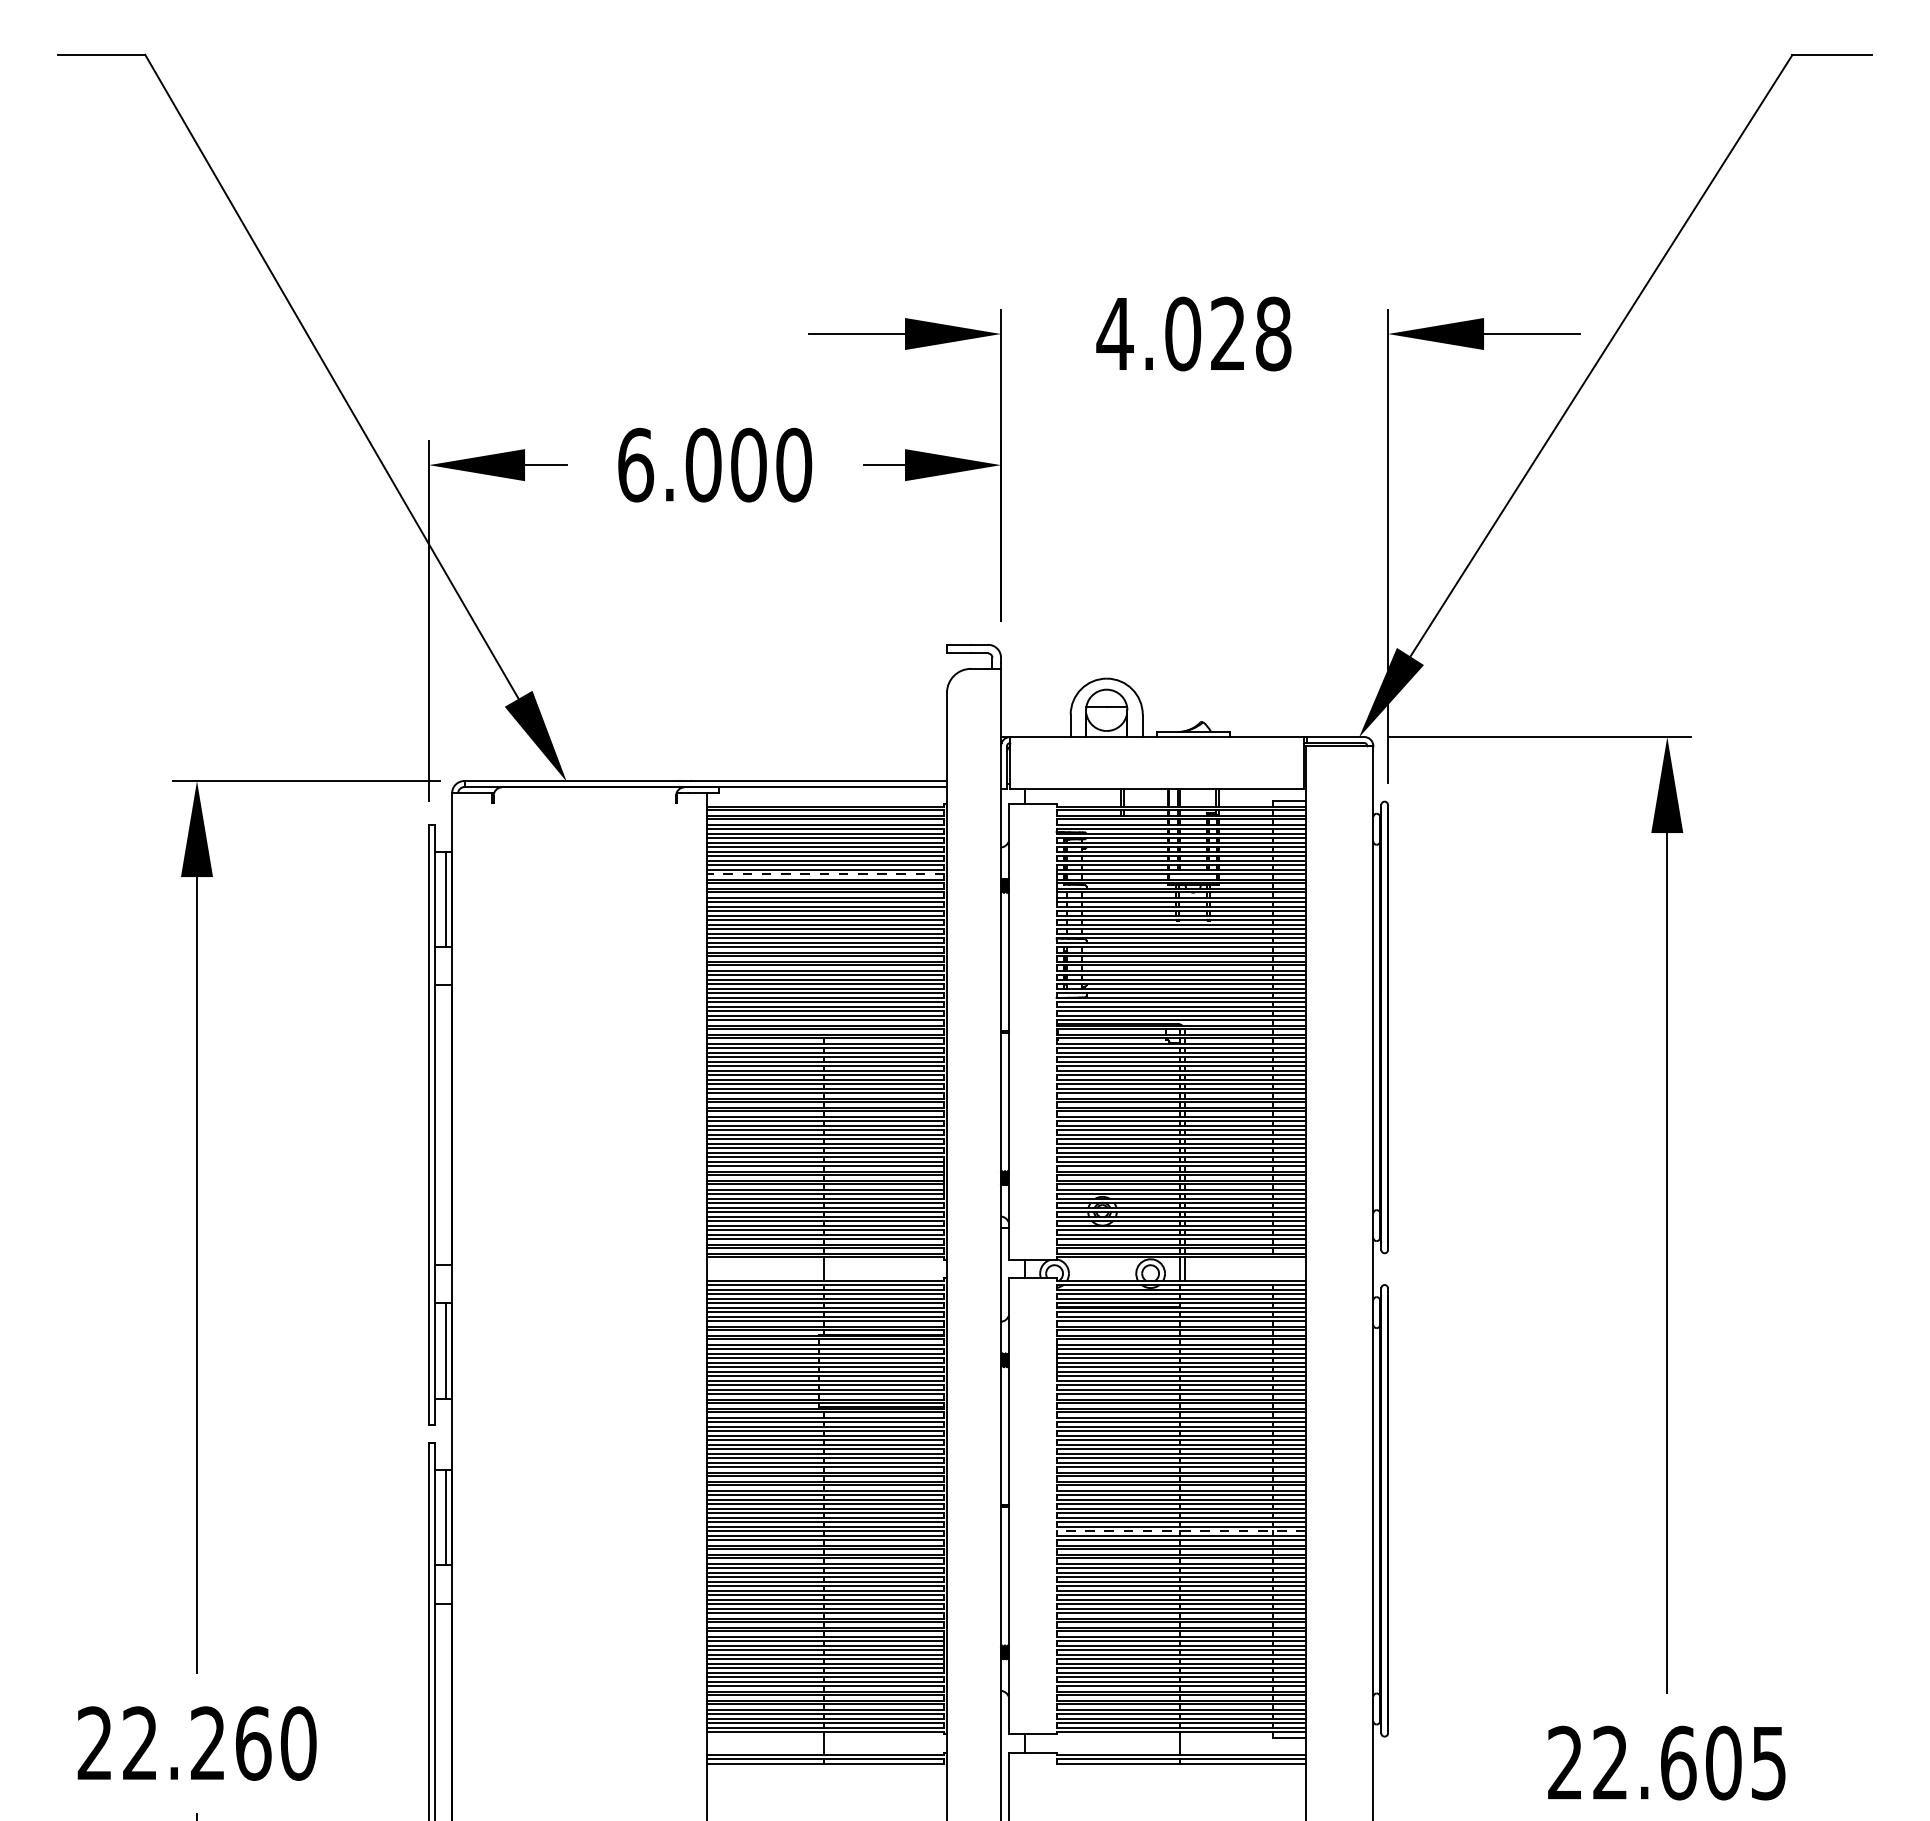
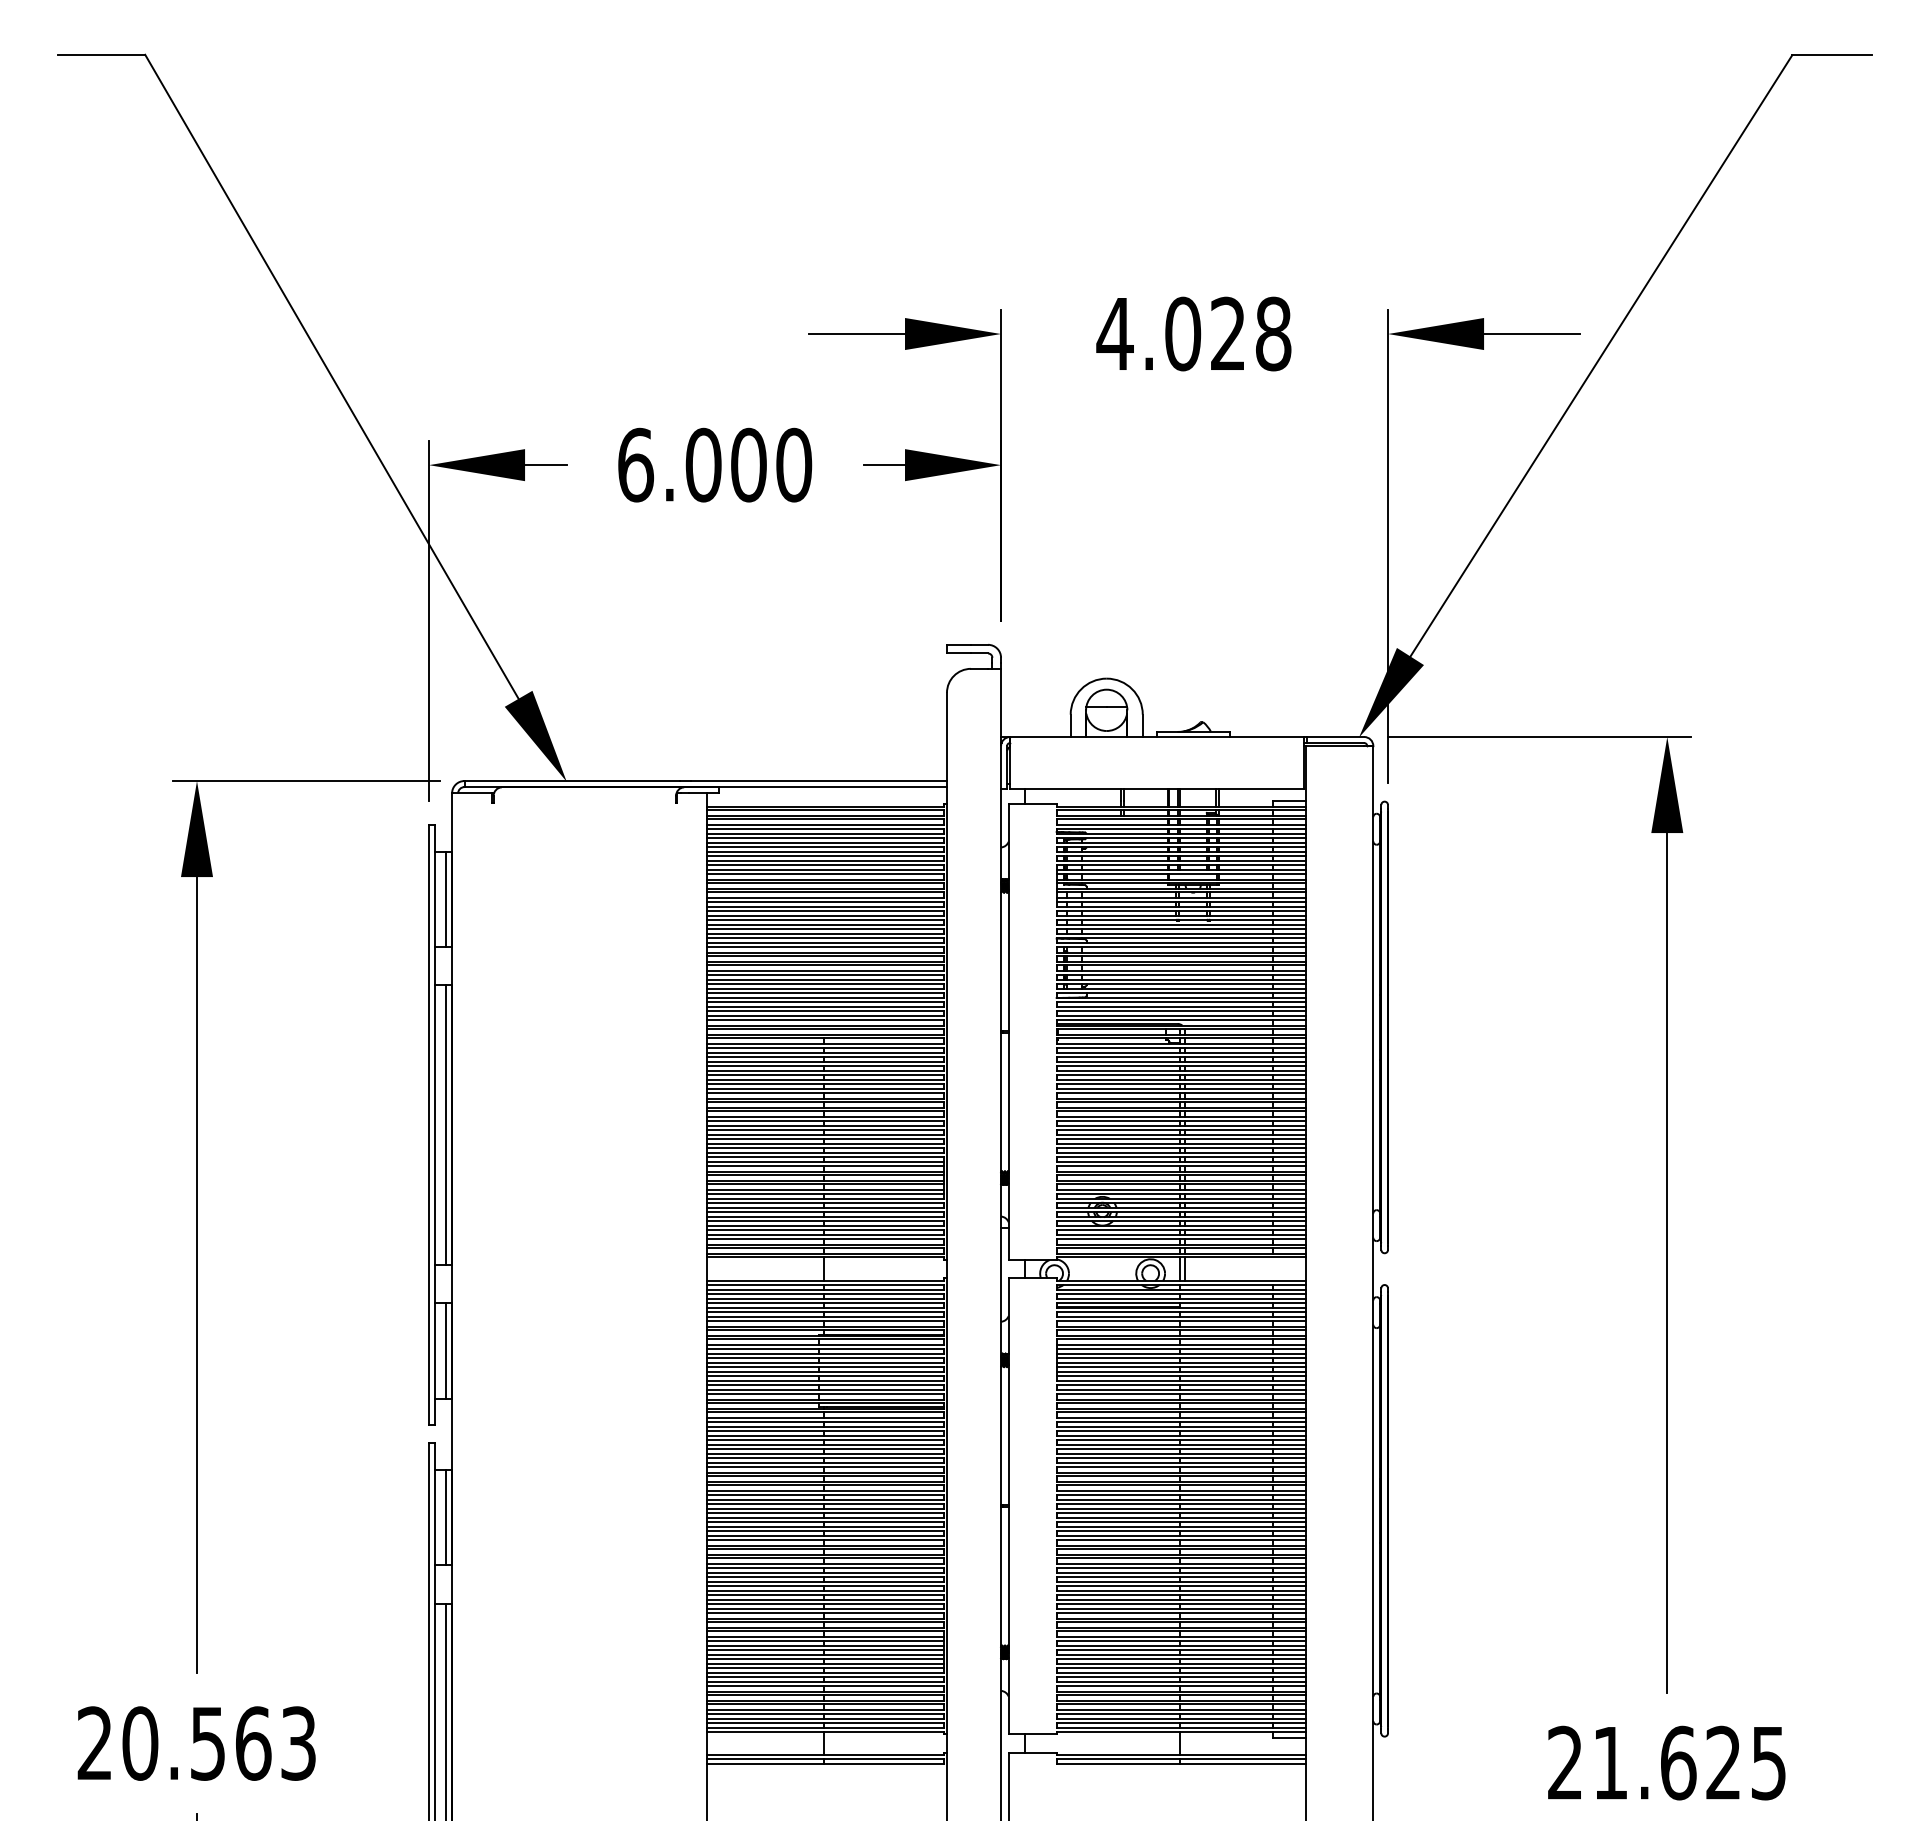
line: dashed -> solid (825, 874)
line: none -> present (446, 1125)
line: dashed -> solid (1181, 1531)
line: none -> present (446, 1710)
text: 22.260 -> 20.563 (219, 1743)
text: 22.605 -> 21.625 (1667, 1762)
